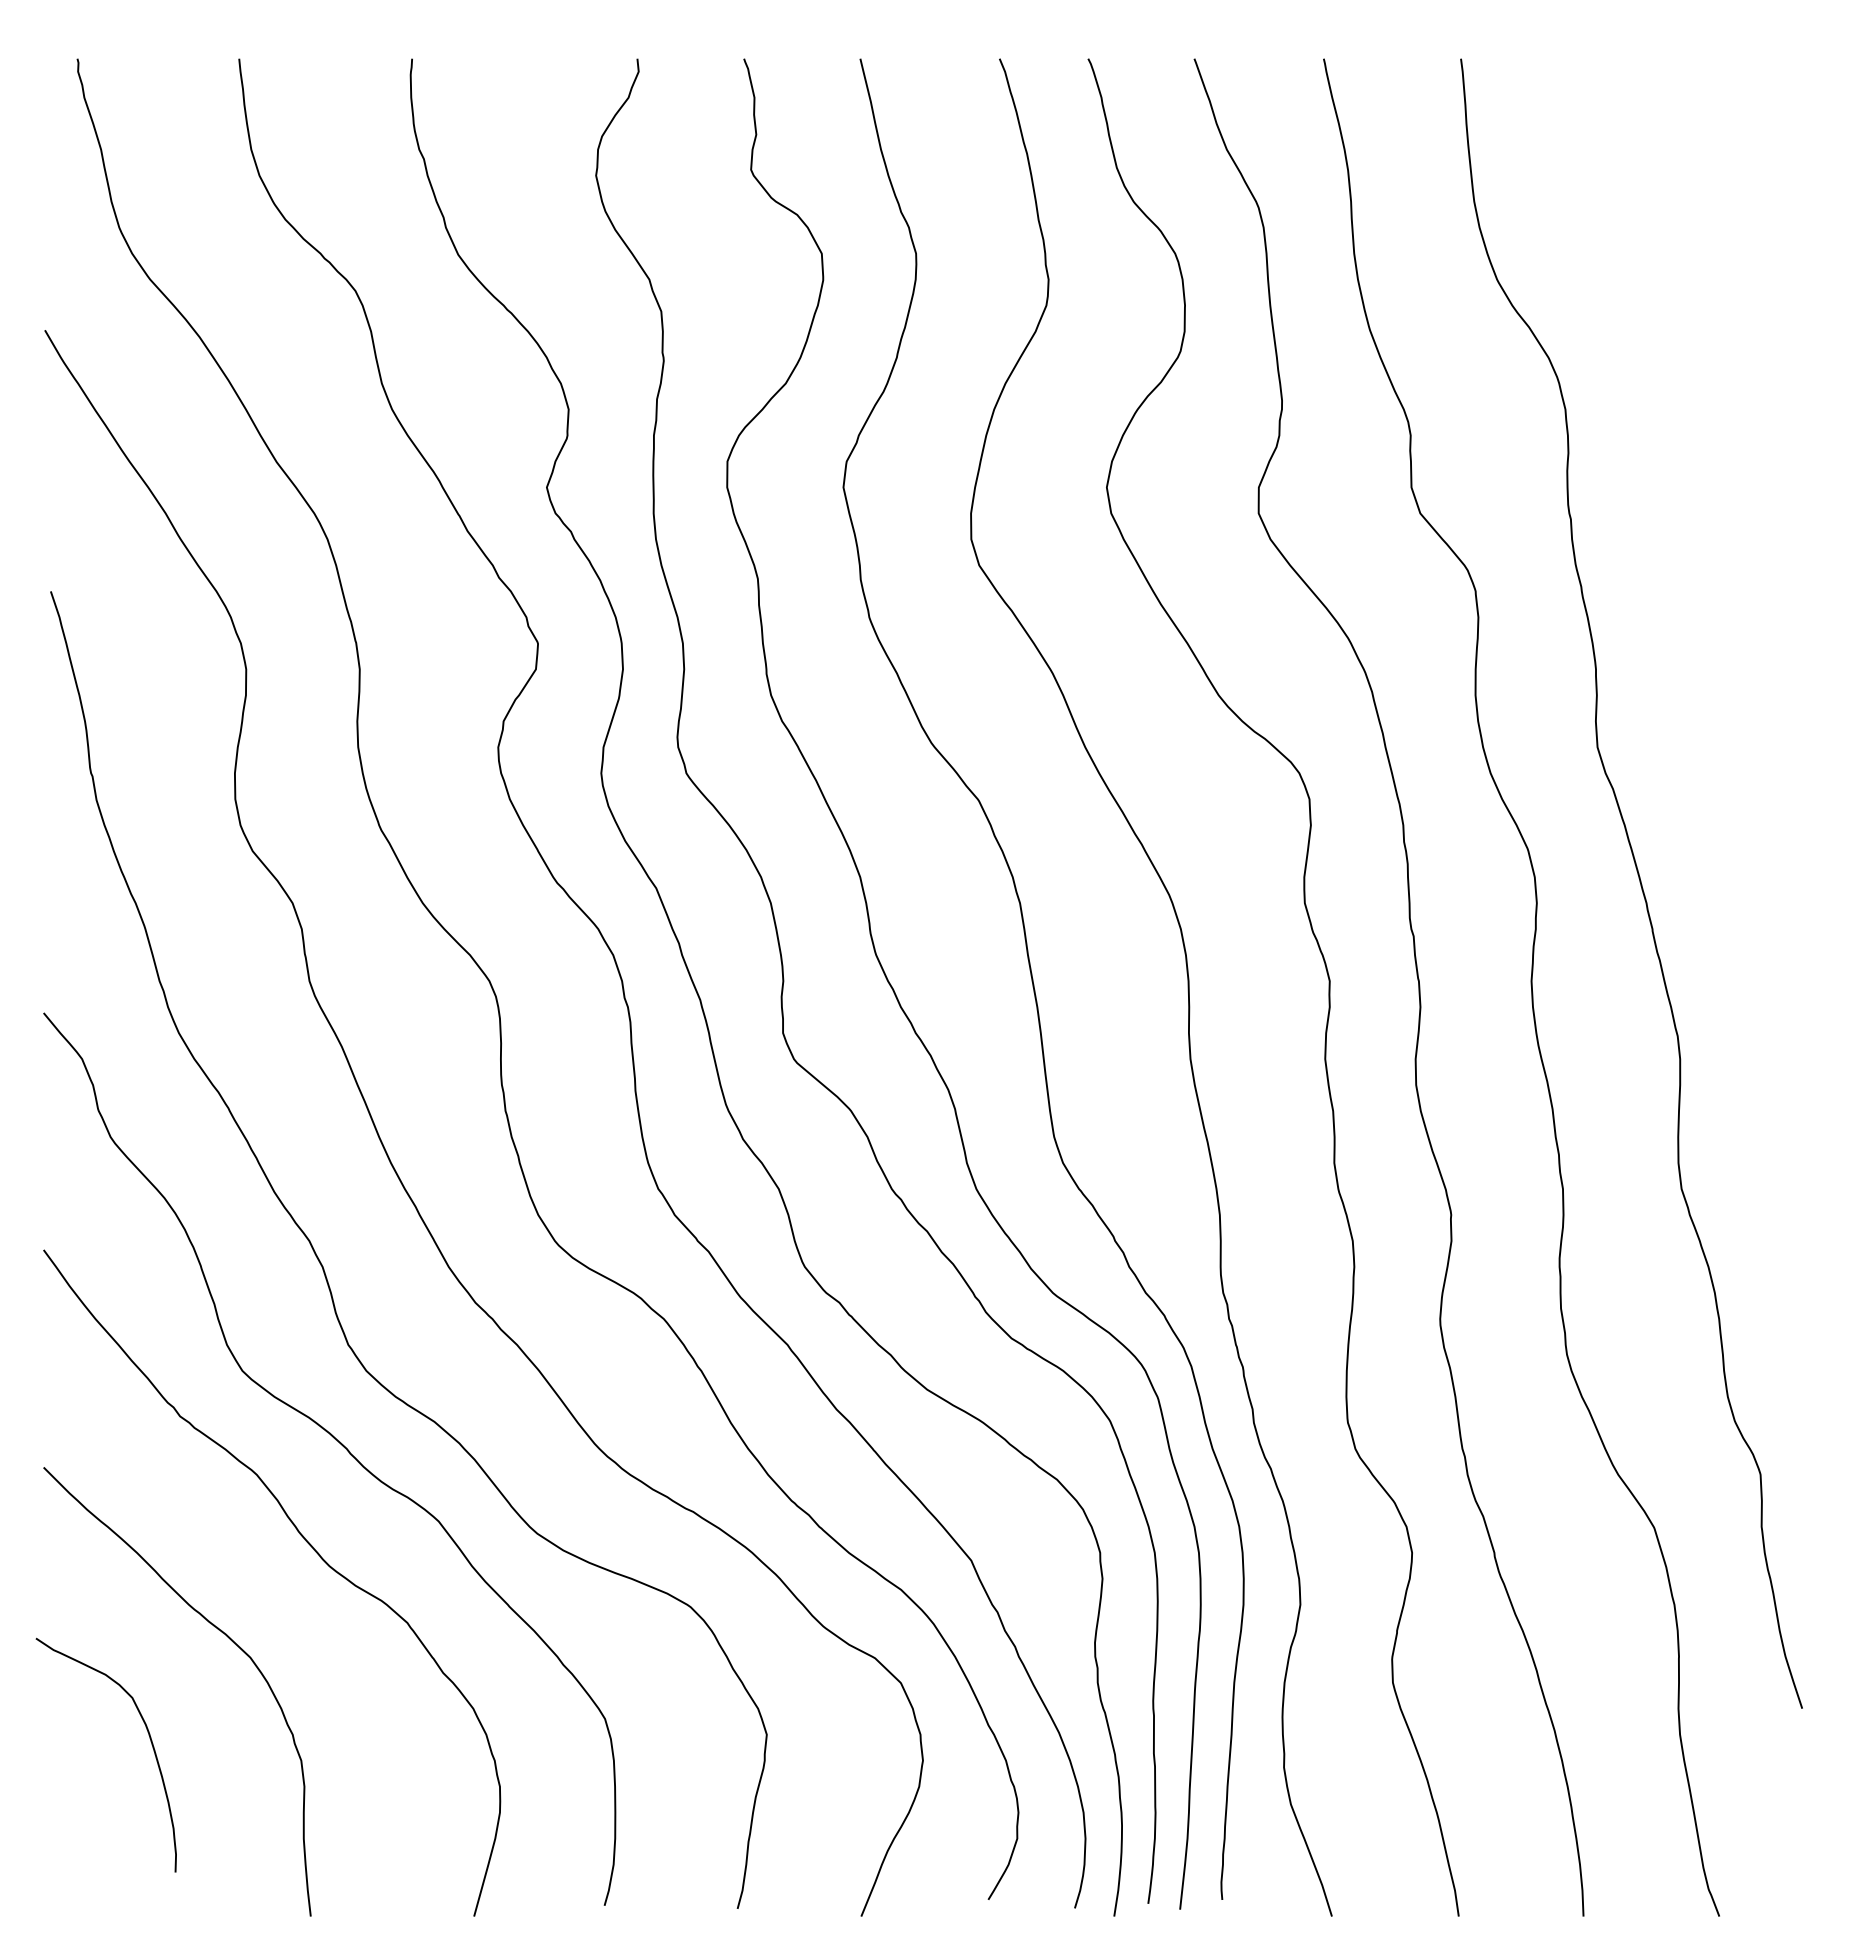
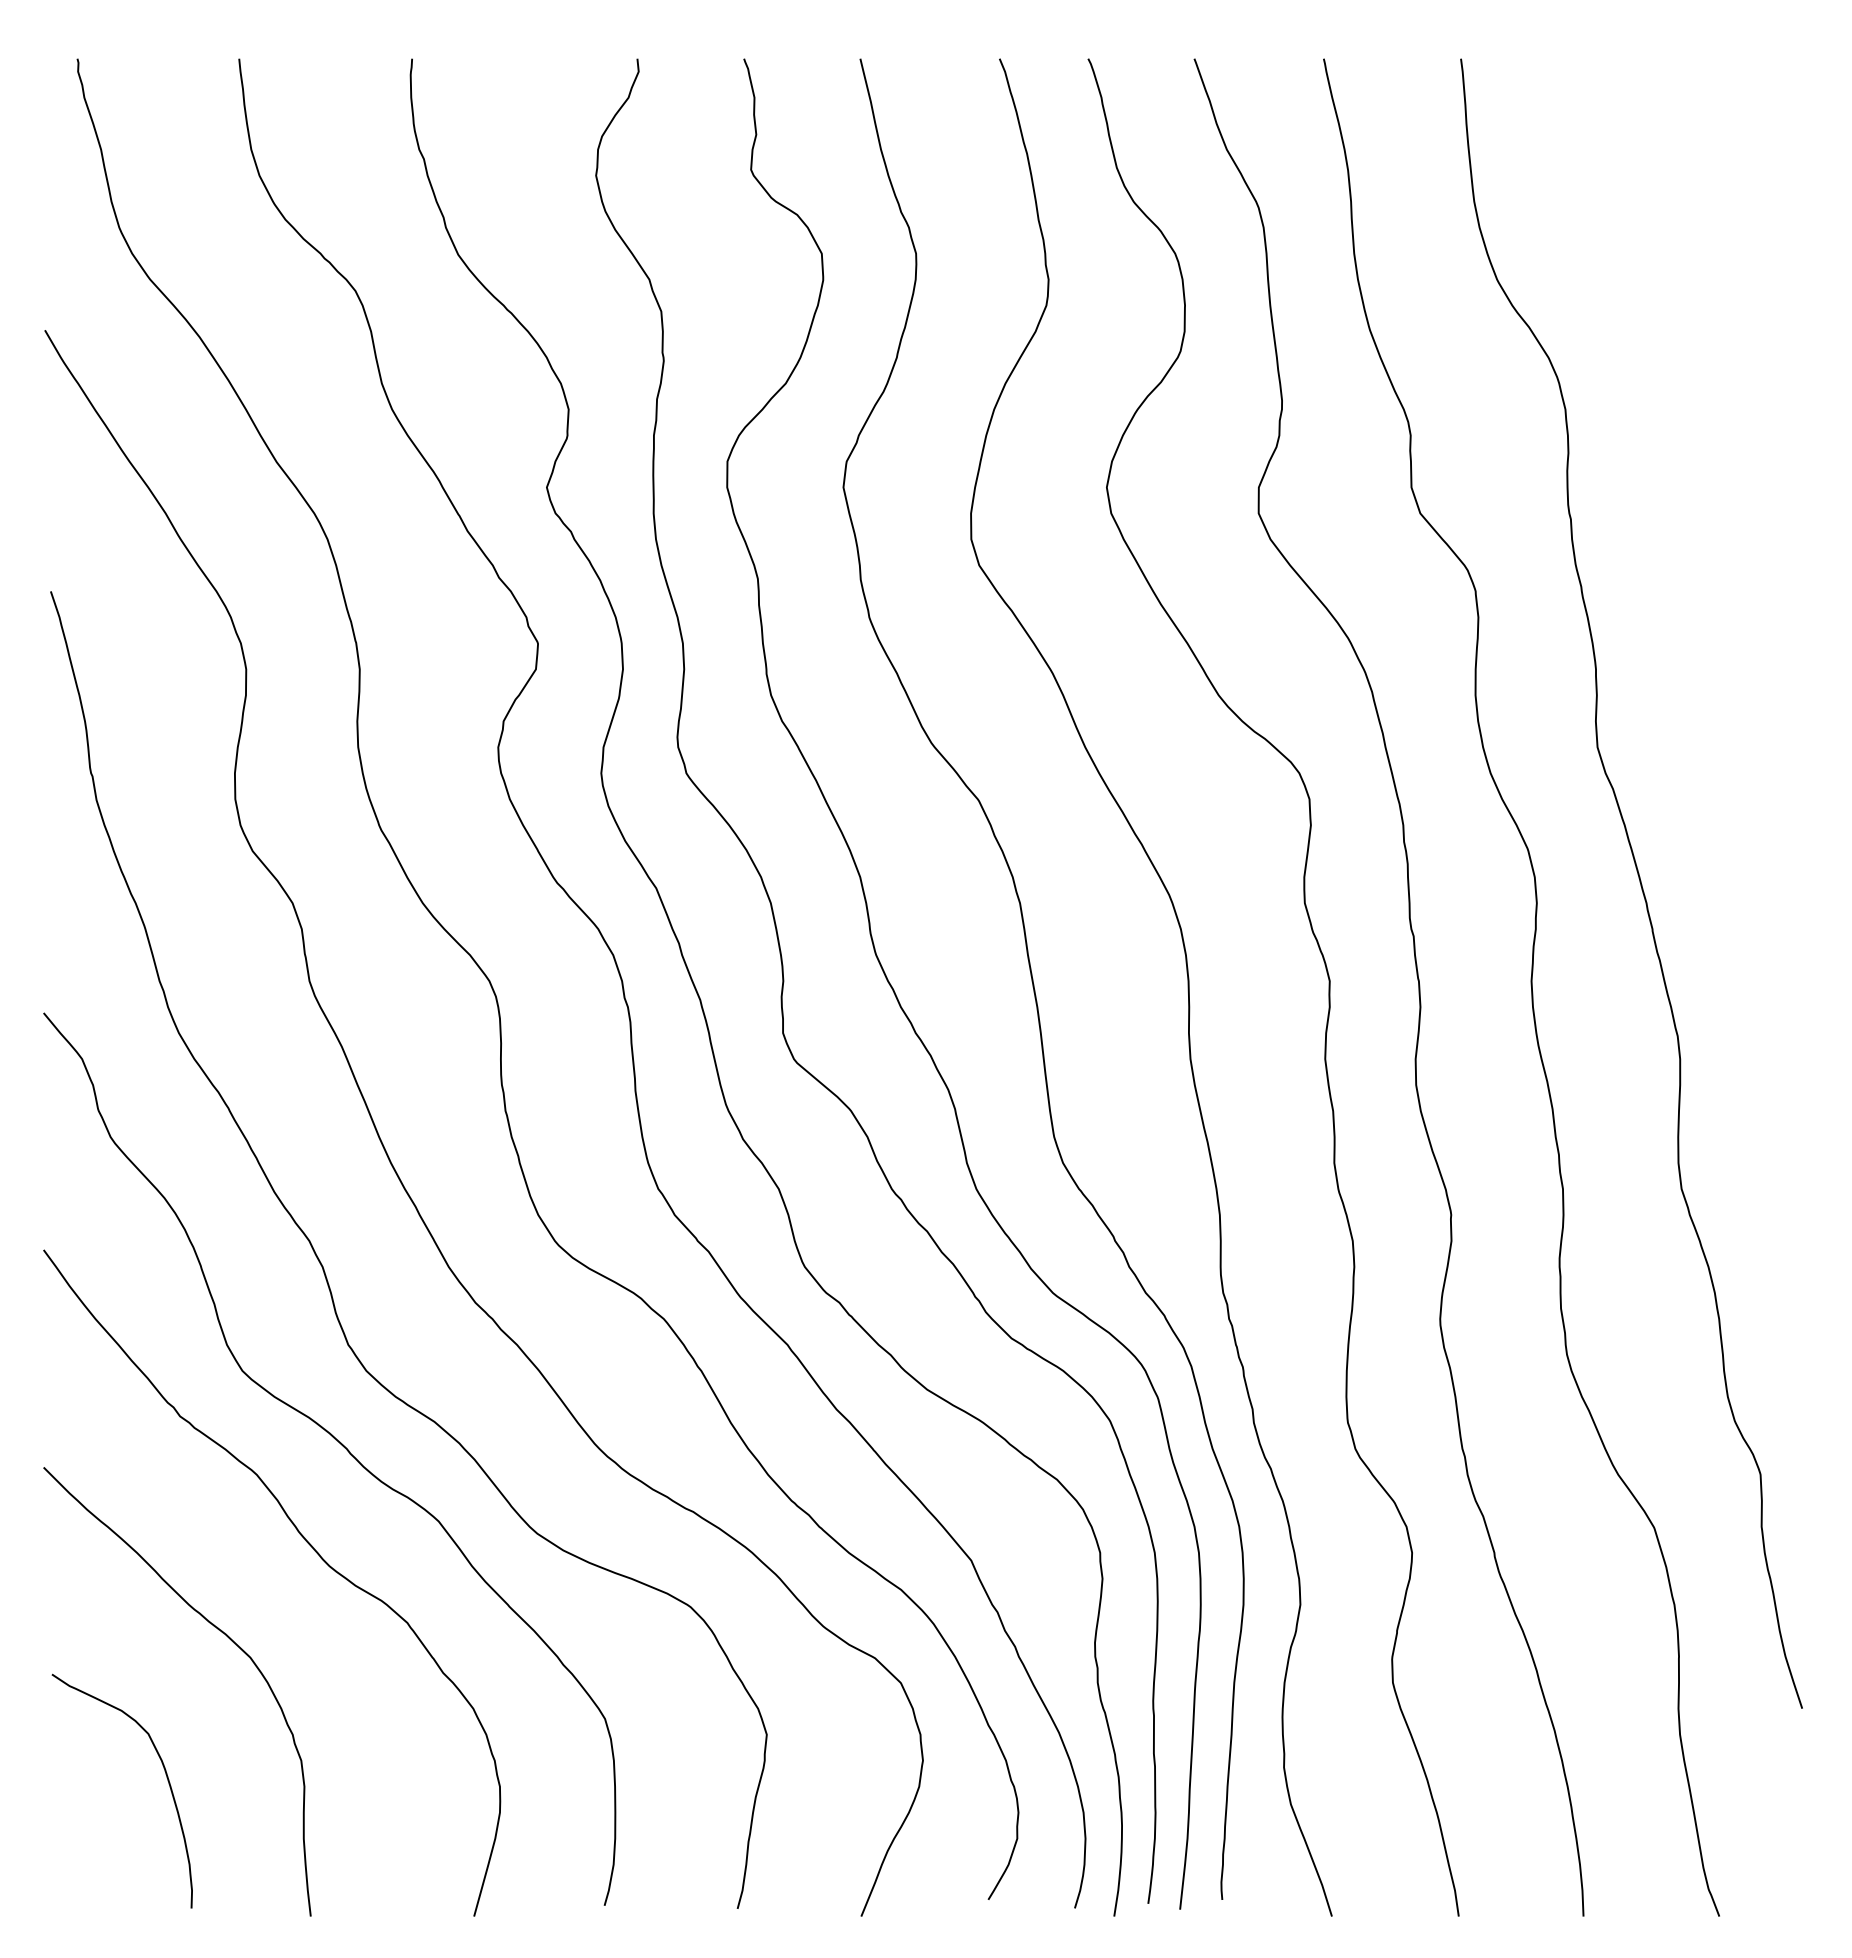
curve position: (149, 1738) -> (165, 1774) (165, 1774)
